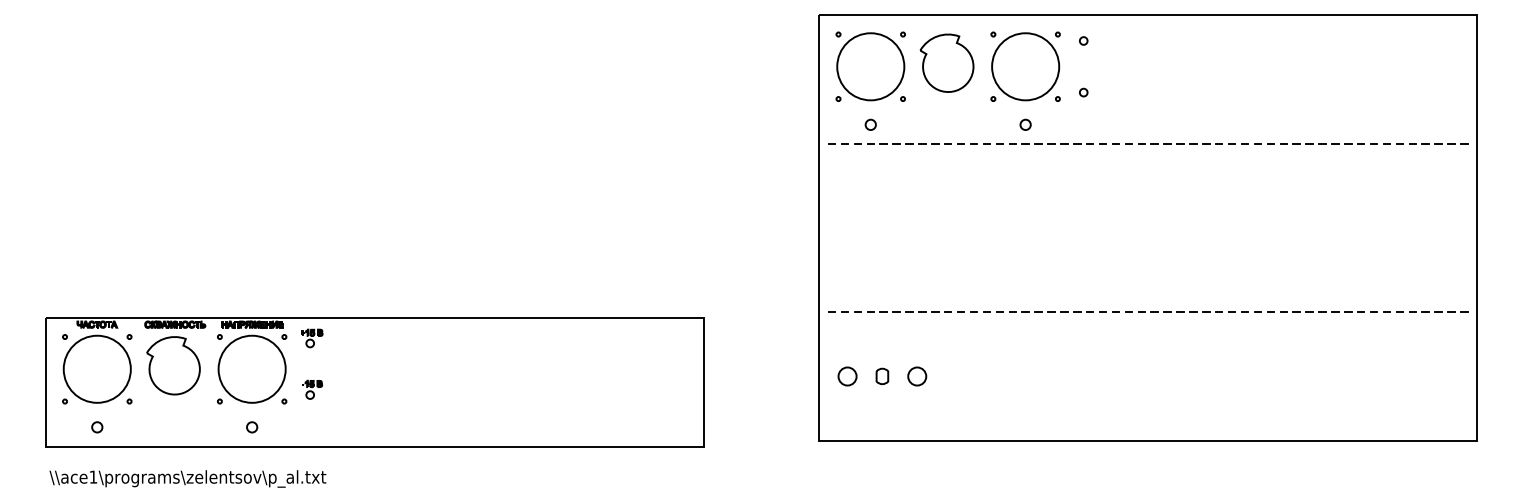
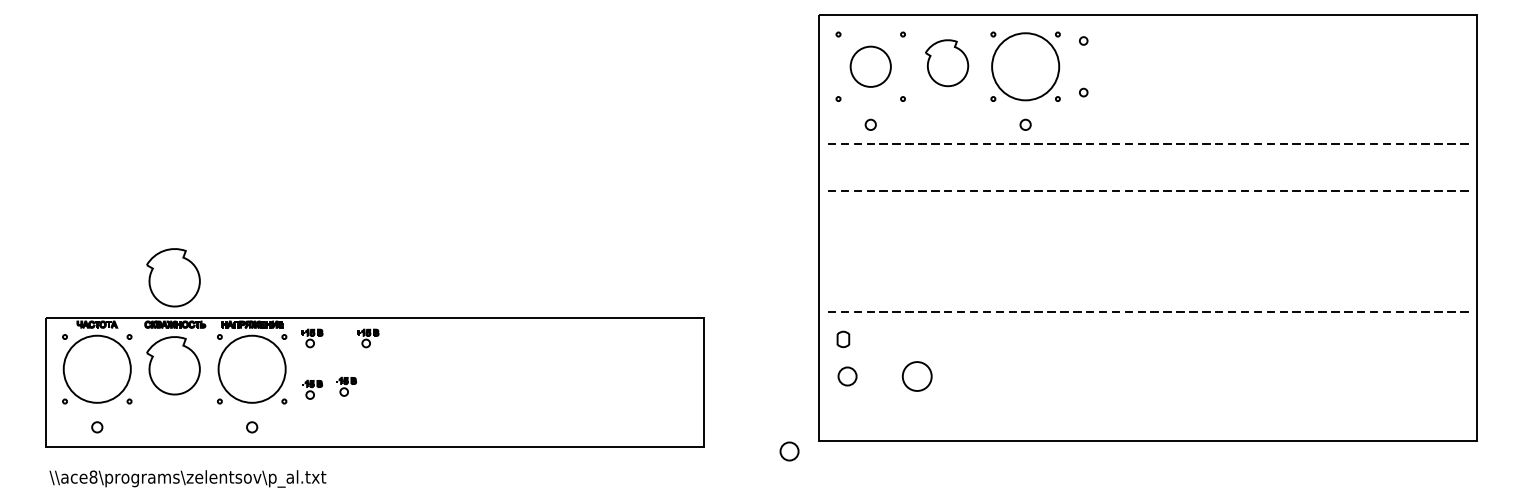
part size: 56x60 px -> 45x49 px (947, 63)
circle diameter: 67 px -> 40 px (870, 66)
line: none -> present (1150, 190)
part: none -> present (173, 277)
part: none -> present (368, 338)
part position: (882, 375) -> (843, 338) (843, 338)
circle diameter: 18 px -> 29 px (916, 376)
part: none -> present (346, 386)
circle: none -> present (789, 451)
text: ace1 -> ace8 (93, 476)
